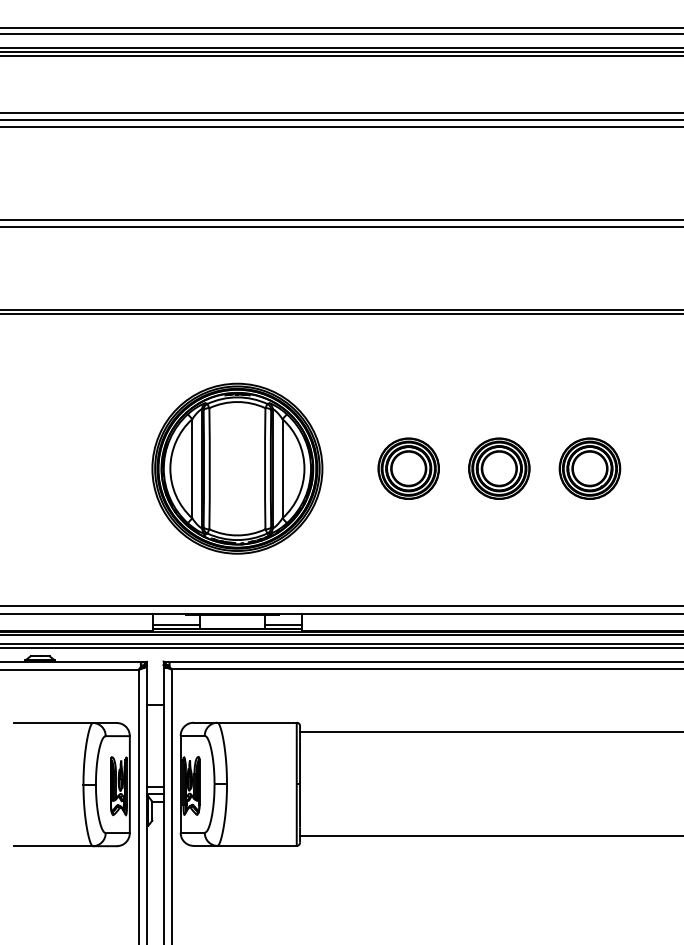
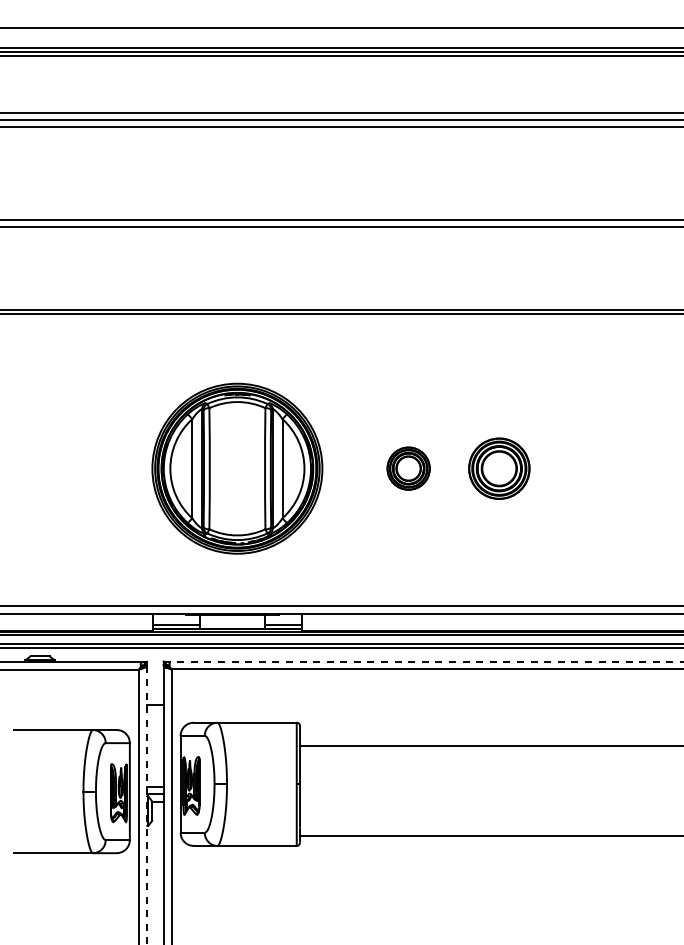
line: present -> none (341, 33)
part size: 63x63 px -> 45x45 px (408, 468)
part: present -> none (589, 468)
line: solid -> dashed (423, 661)
line position: (490, 732) -> (490, 746) (490, 746)
part position: (82, 784) -> (82, 791) (82, 791)
line: solid -> dashed (146, 805)
